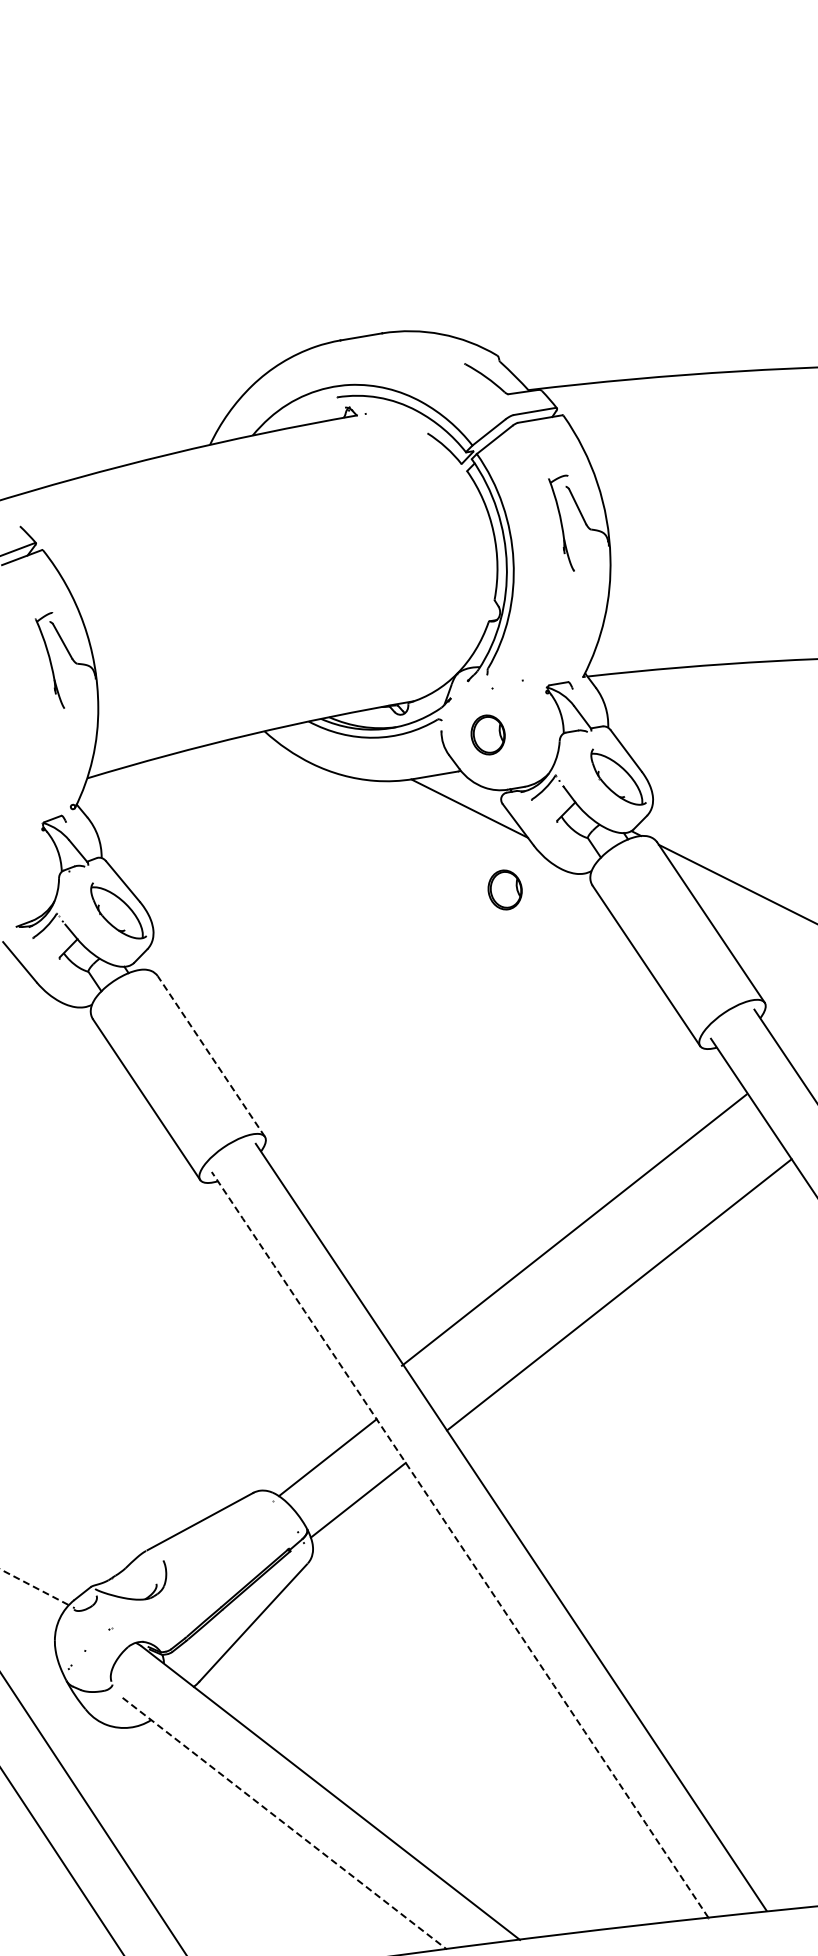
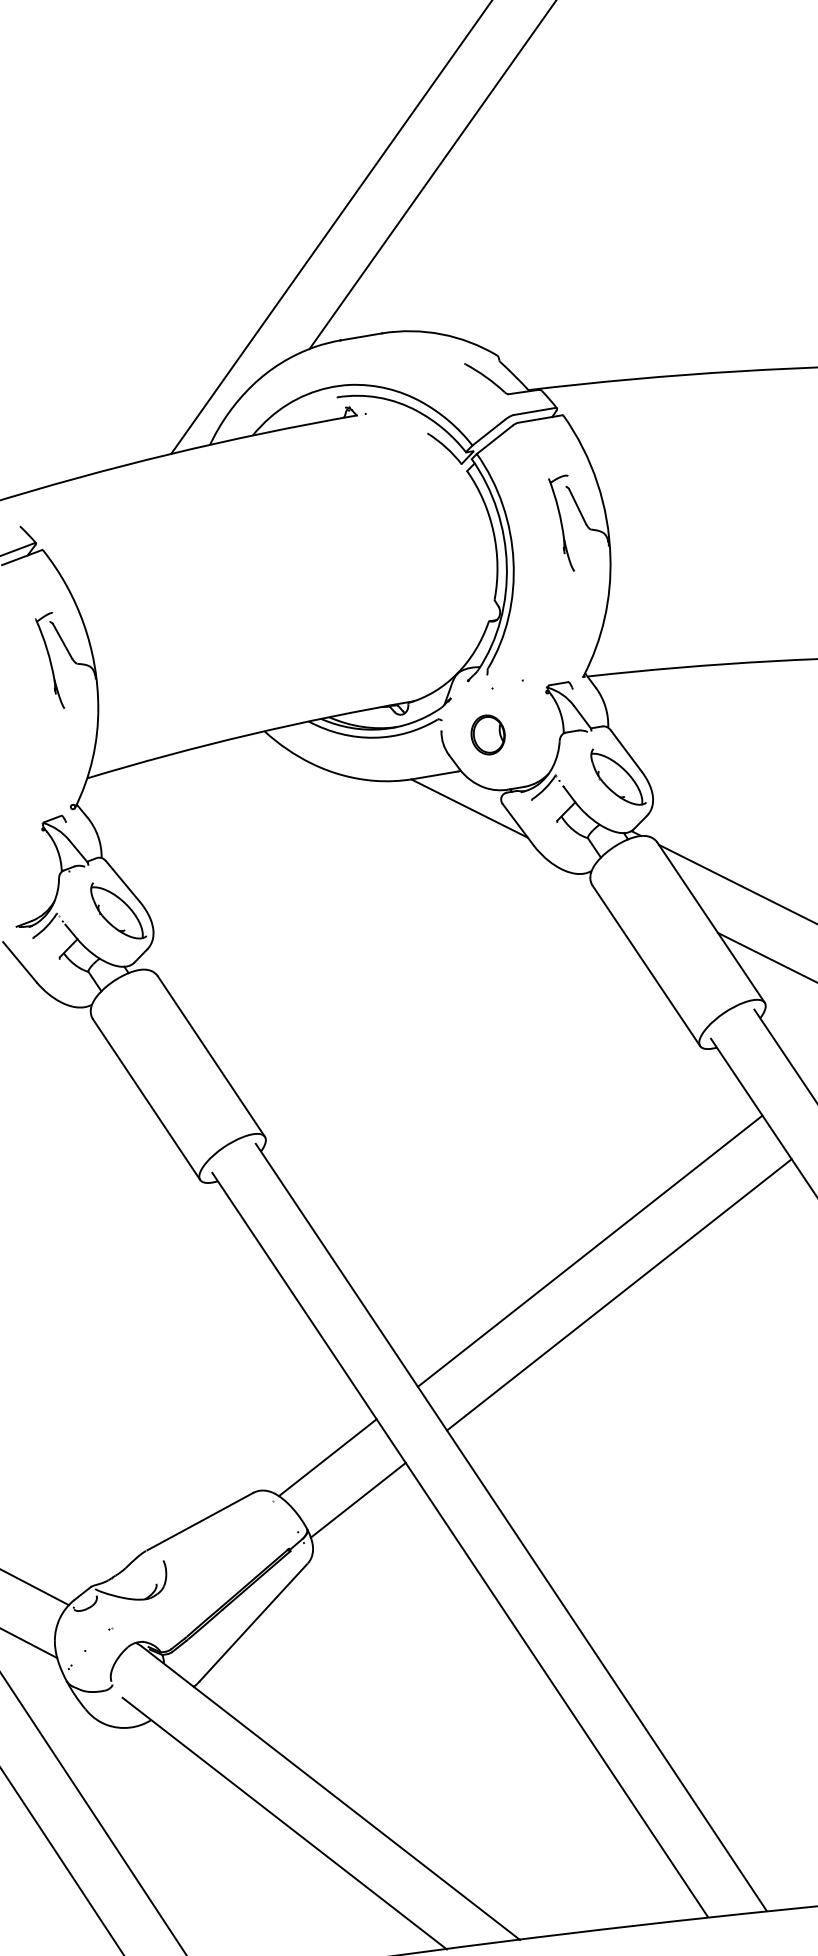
line: none -> present (431, 175)
line: none -> present (330, 227)
part: present -> none (504, 889)
line: none -> present (765, 956)
line: dashed -> solid (211, 1056)
line position: (573, 1229) -> (589, 1250) (589, 1250)
line: dashed -> solid (460, 1544)
line: dashed -> solid (35, 1587)
line: none -> present (29, 1643)
line: dashed -> solid (285, 1823)
